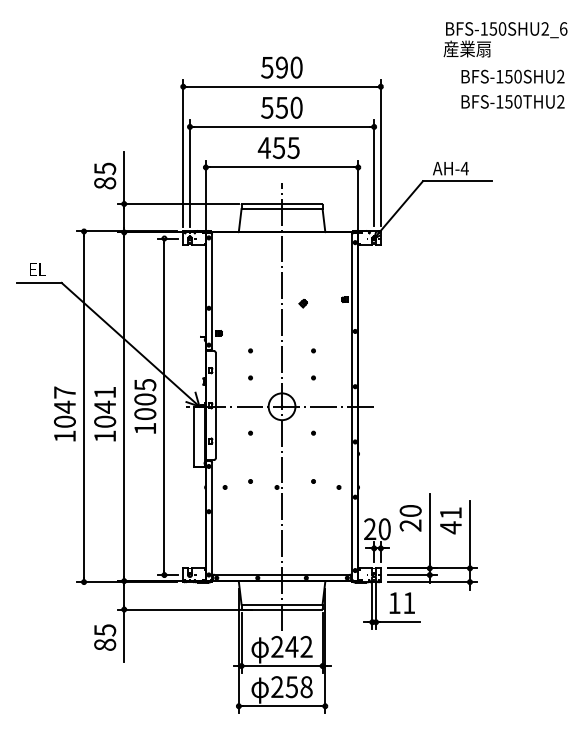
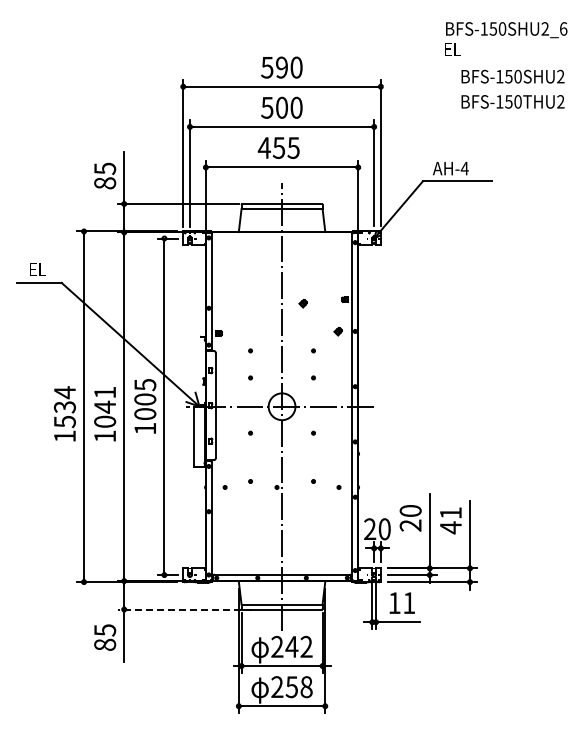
text: 産業扇 -> EL (466, 48)
text: 550 -> 500 (281, 107)
part: none -> present (337, 331)
text: 1047 -> 1534 (64, 407)
line: solid -> dashed (184, 609)
